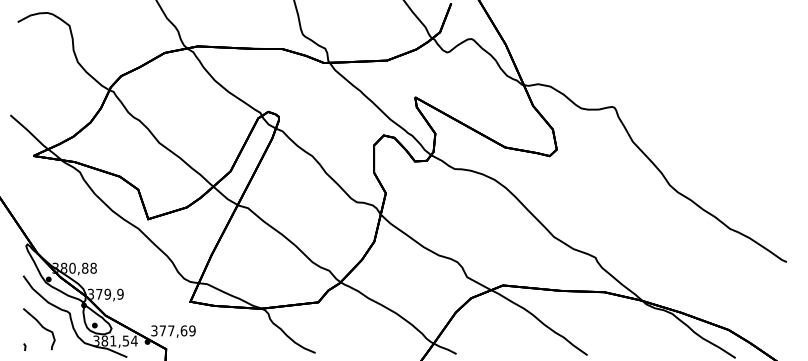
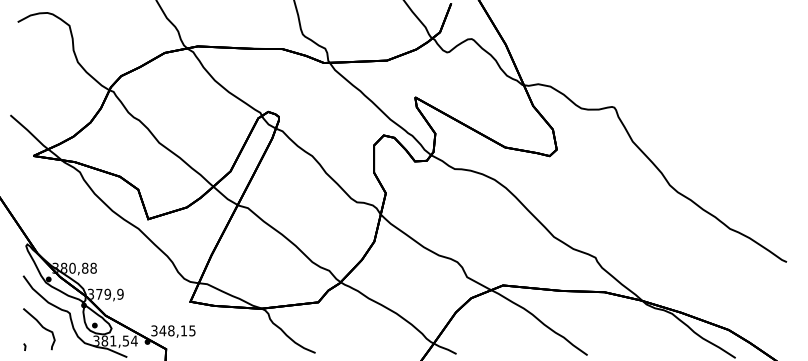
text: 377,69 -> 348,15 (177, 330)
